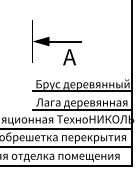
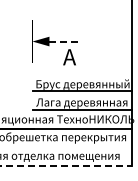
line: solid -> dashed (66, 41)
line: present -> none (67, 147)
line: solid -> dashed (66, 165)
